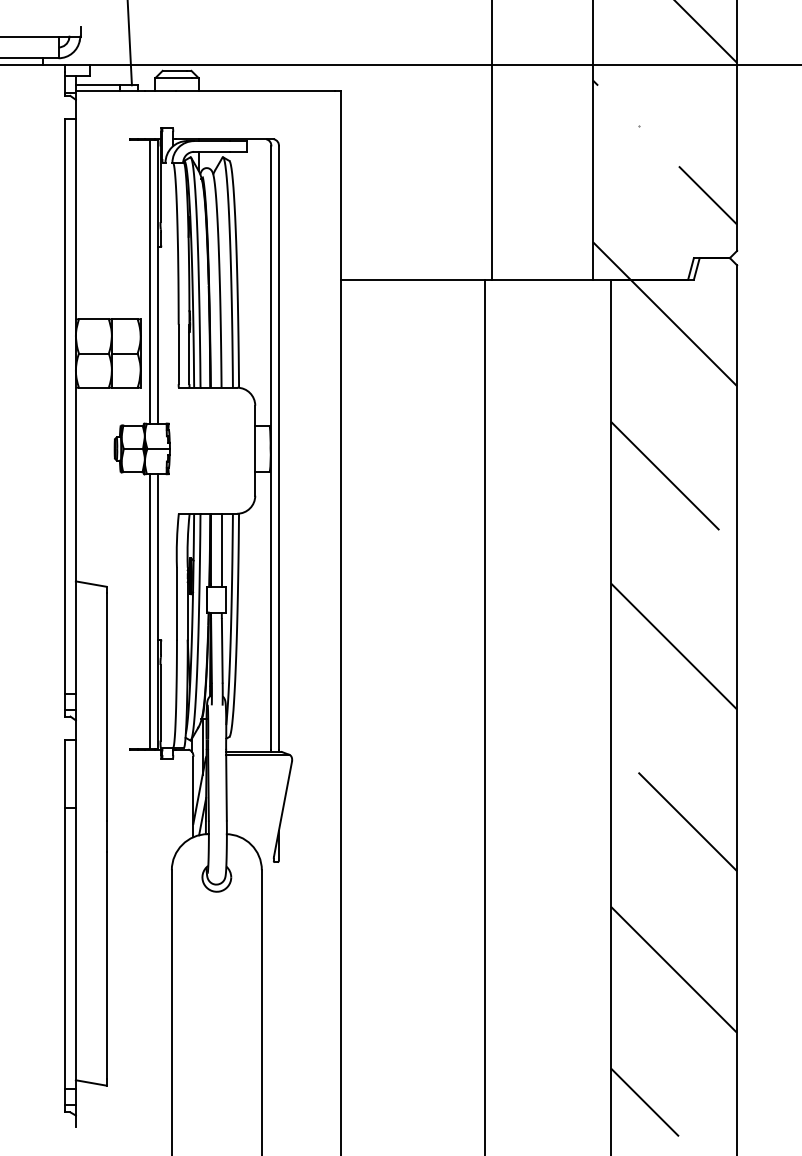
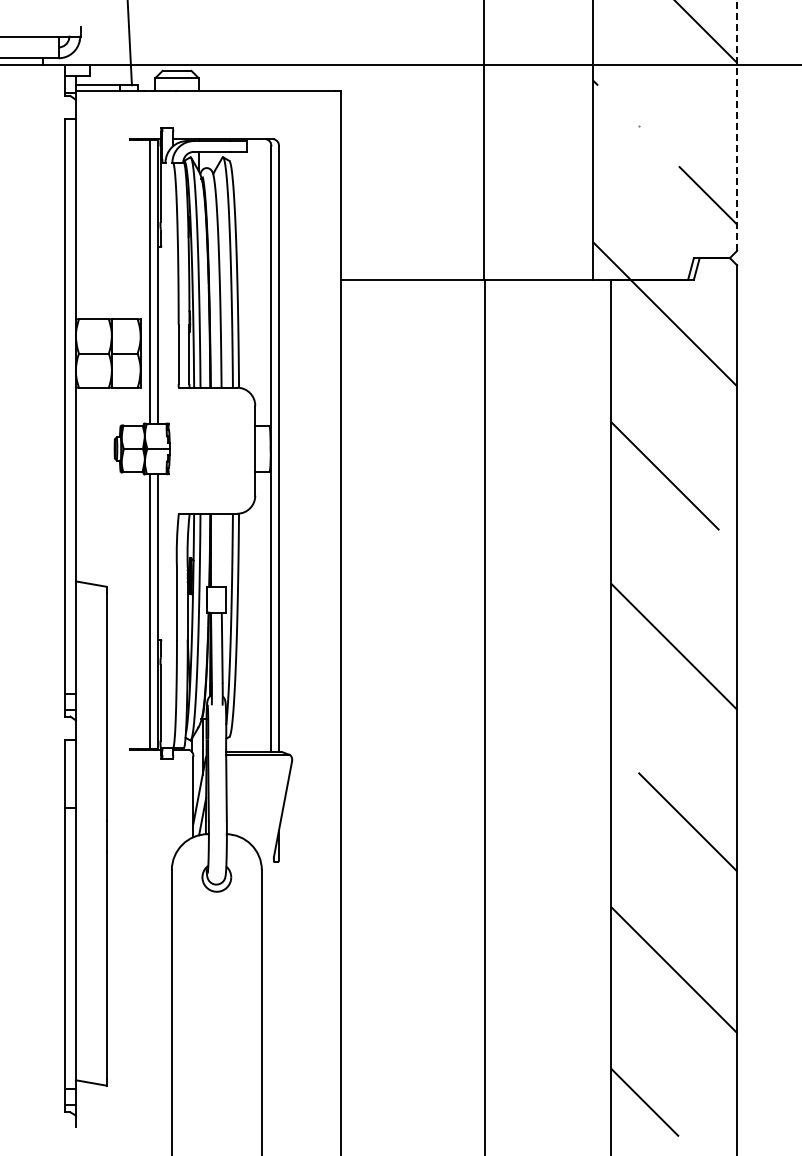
line: solid -> dashed (737, 125)
line position: (492, 140) -> (484, 140) (484, 140)
line: present -> none (221, 550)
